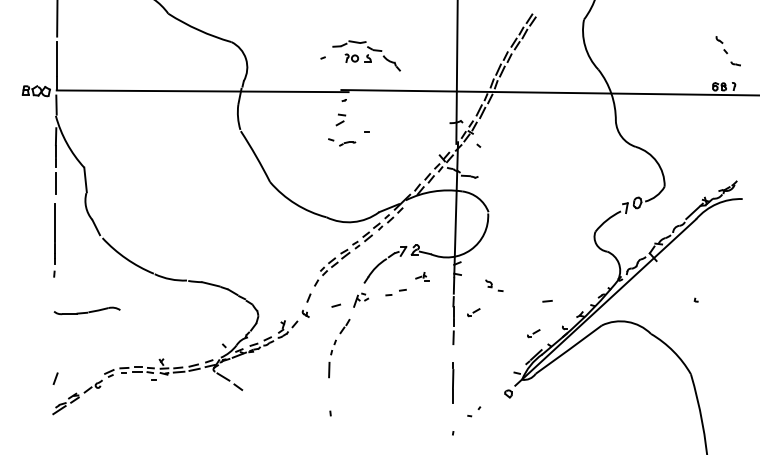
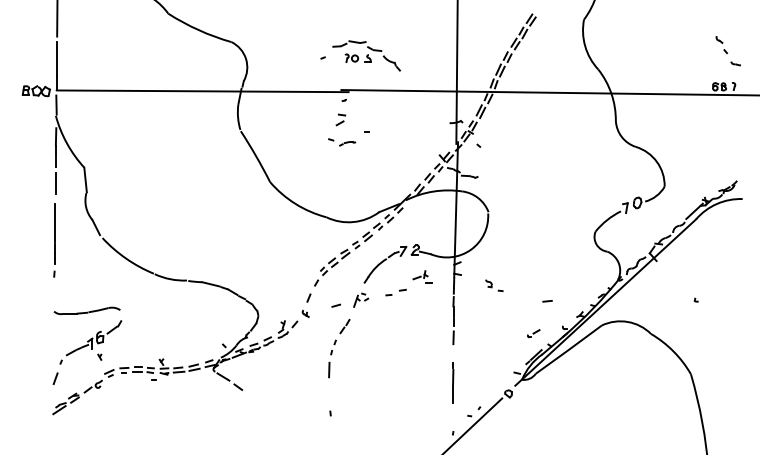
part size: 15x10 px -> 21x14 px (422, 276)
part: present -> none (473, 312)
part: none -> present (90, 342)
line: none -> present (473, 424)
